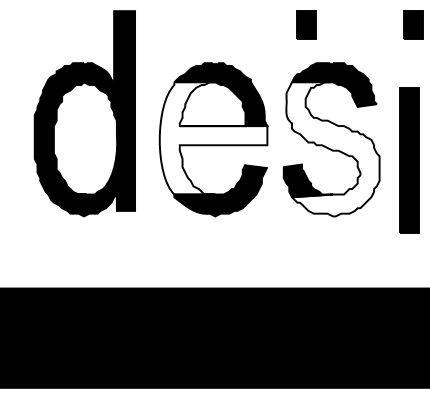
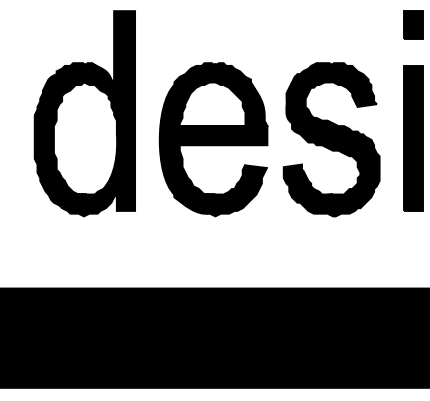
part: present -> none (306, 24)
fill: none -> present (213, 138)
fill: none -> present (332, 149)
part position: (409, 160) -> (413, 138) (413, 138)
